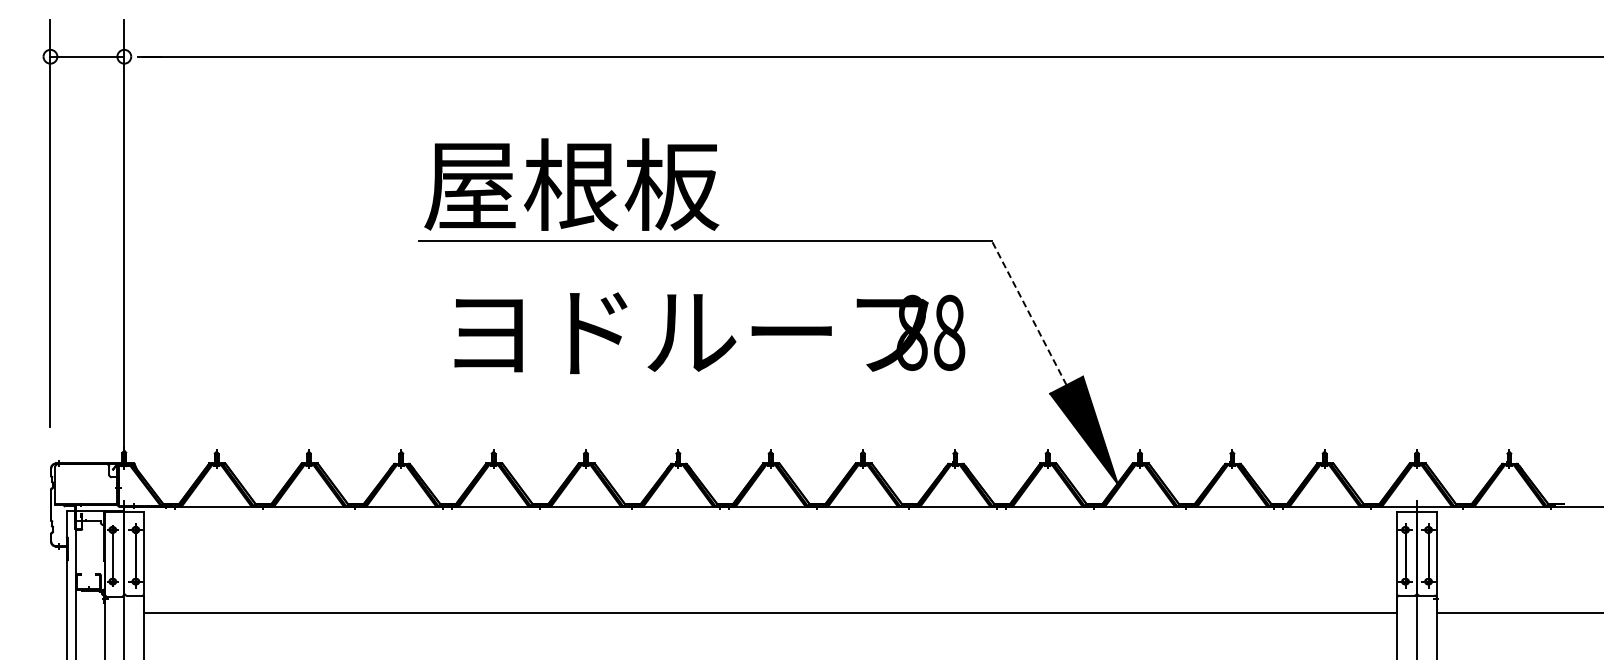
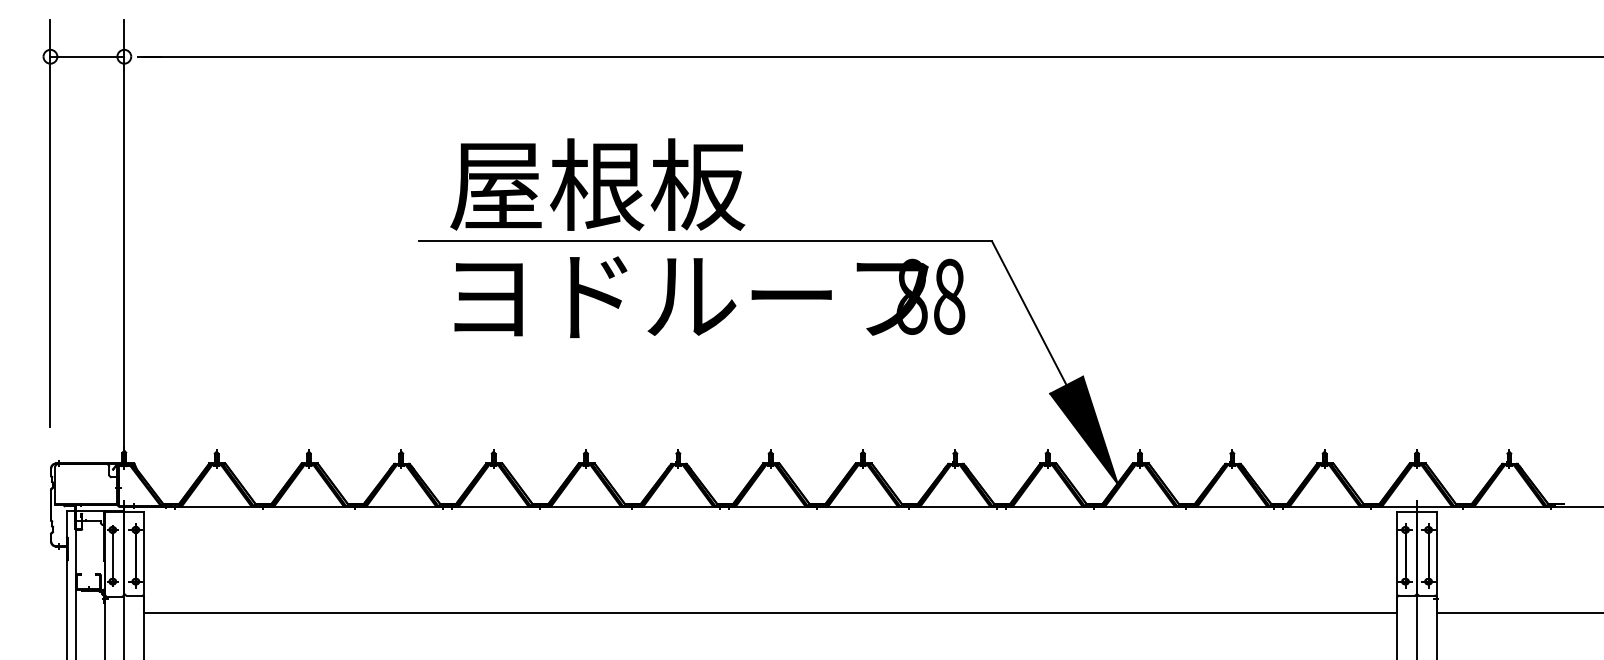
text position: (571, 184) -> (597, 184) (597, 184)
line: dashed -> solid (1029, 313)
text position: (709, 332) -> (709, 296) (709, 296)
